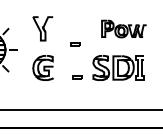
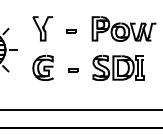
part size: 46x20 px -> 66x26 px (123, 28)
part position: (75, 44) -> (71, 31) (71, 31)
part position: (77, 77) -> (73, 70) (73, 70)
